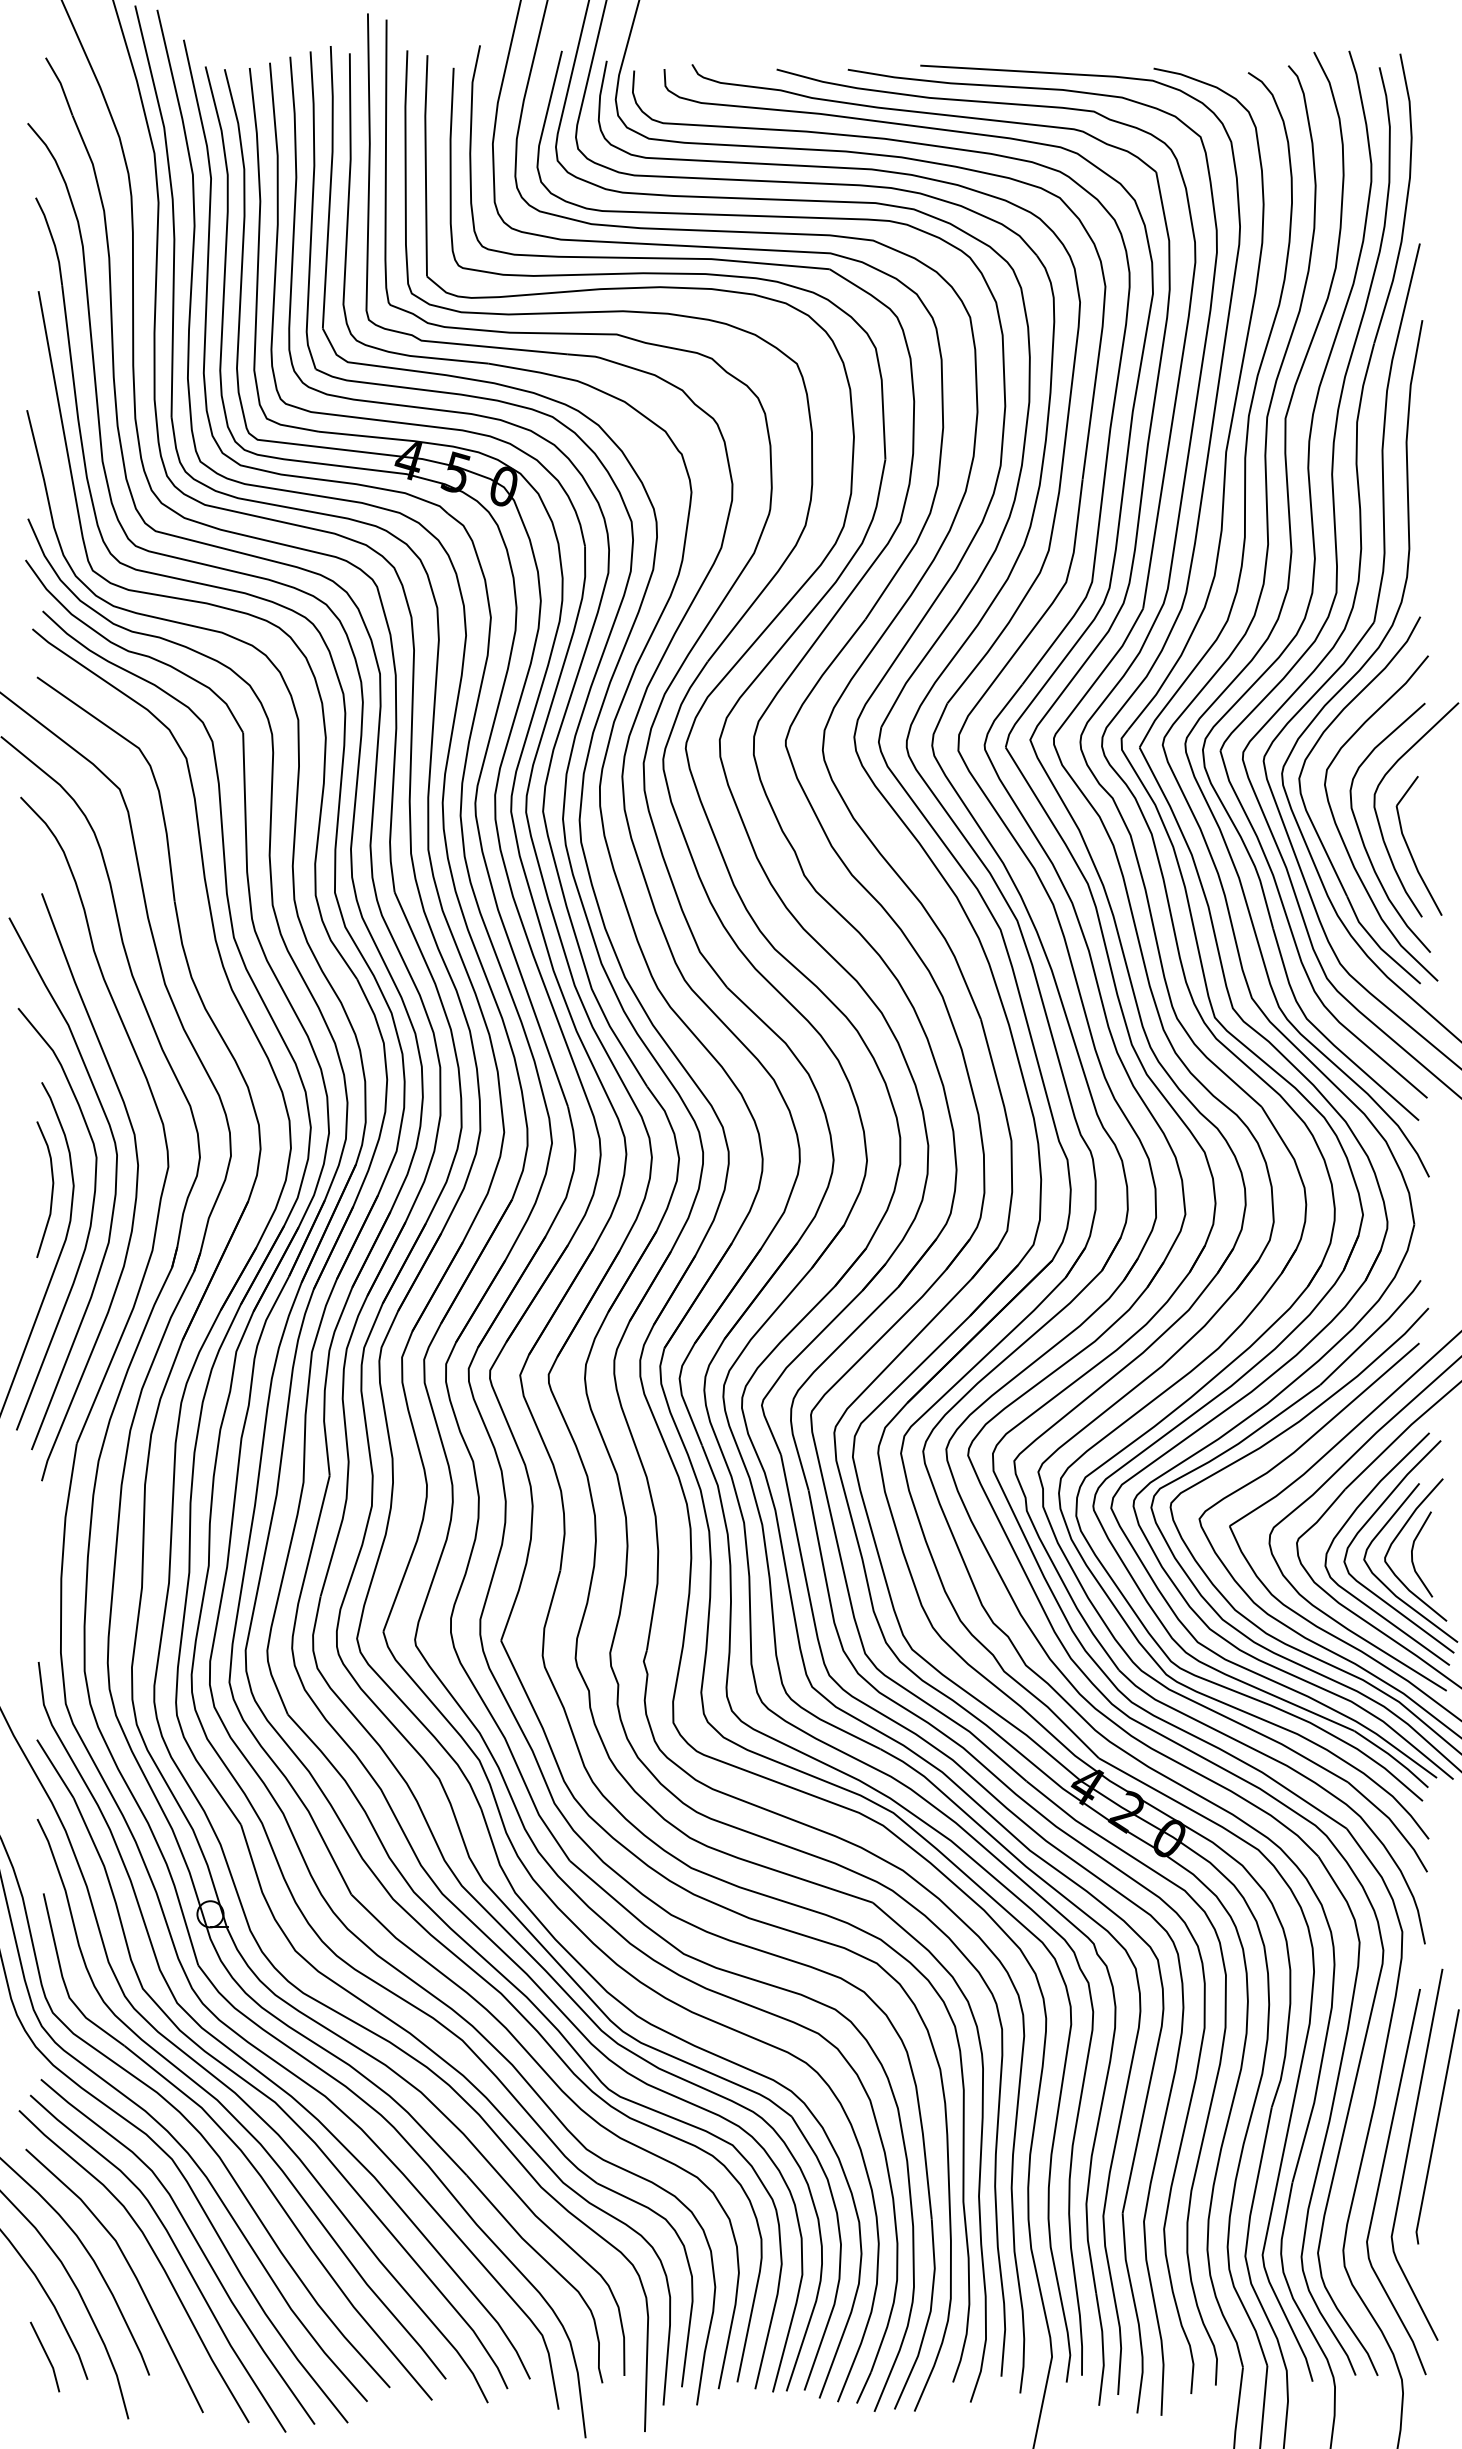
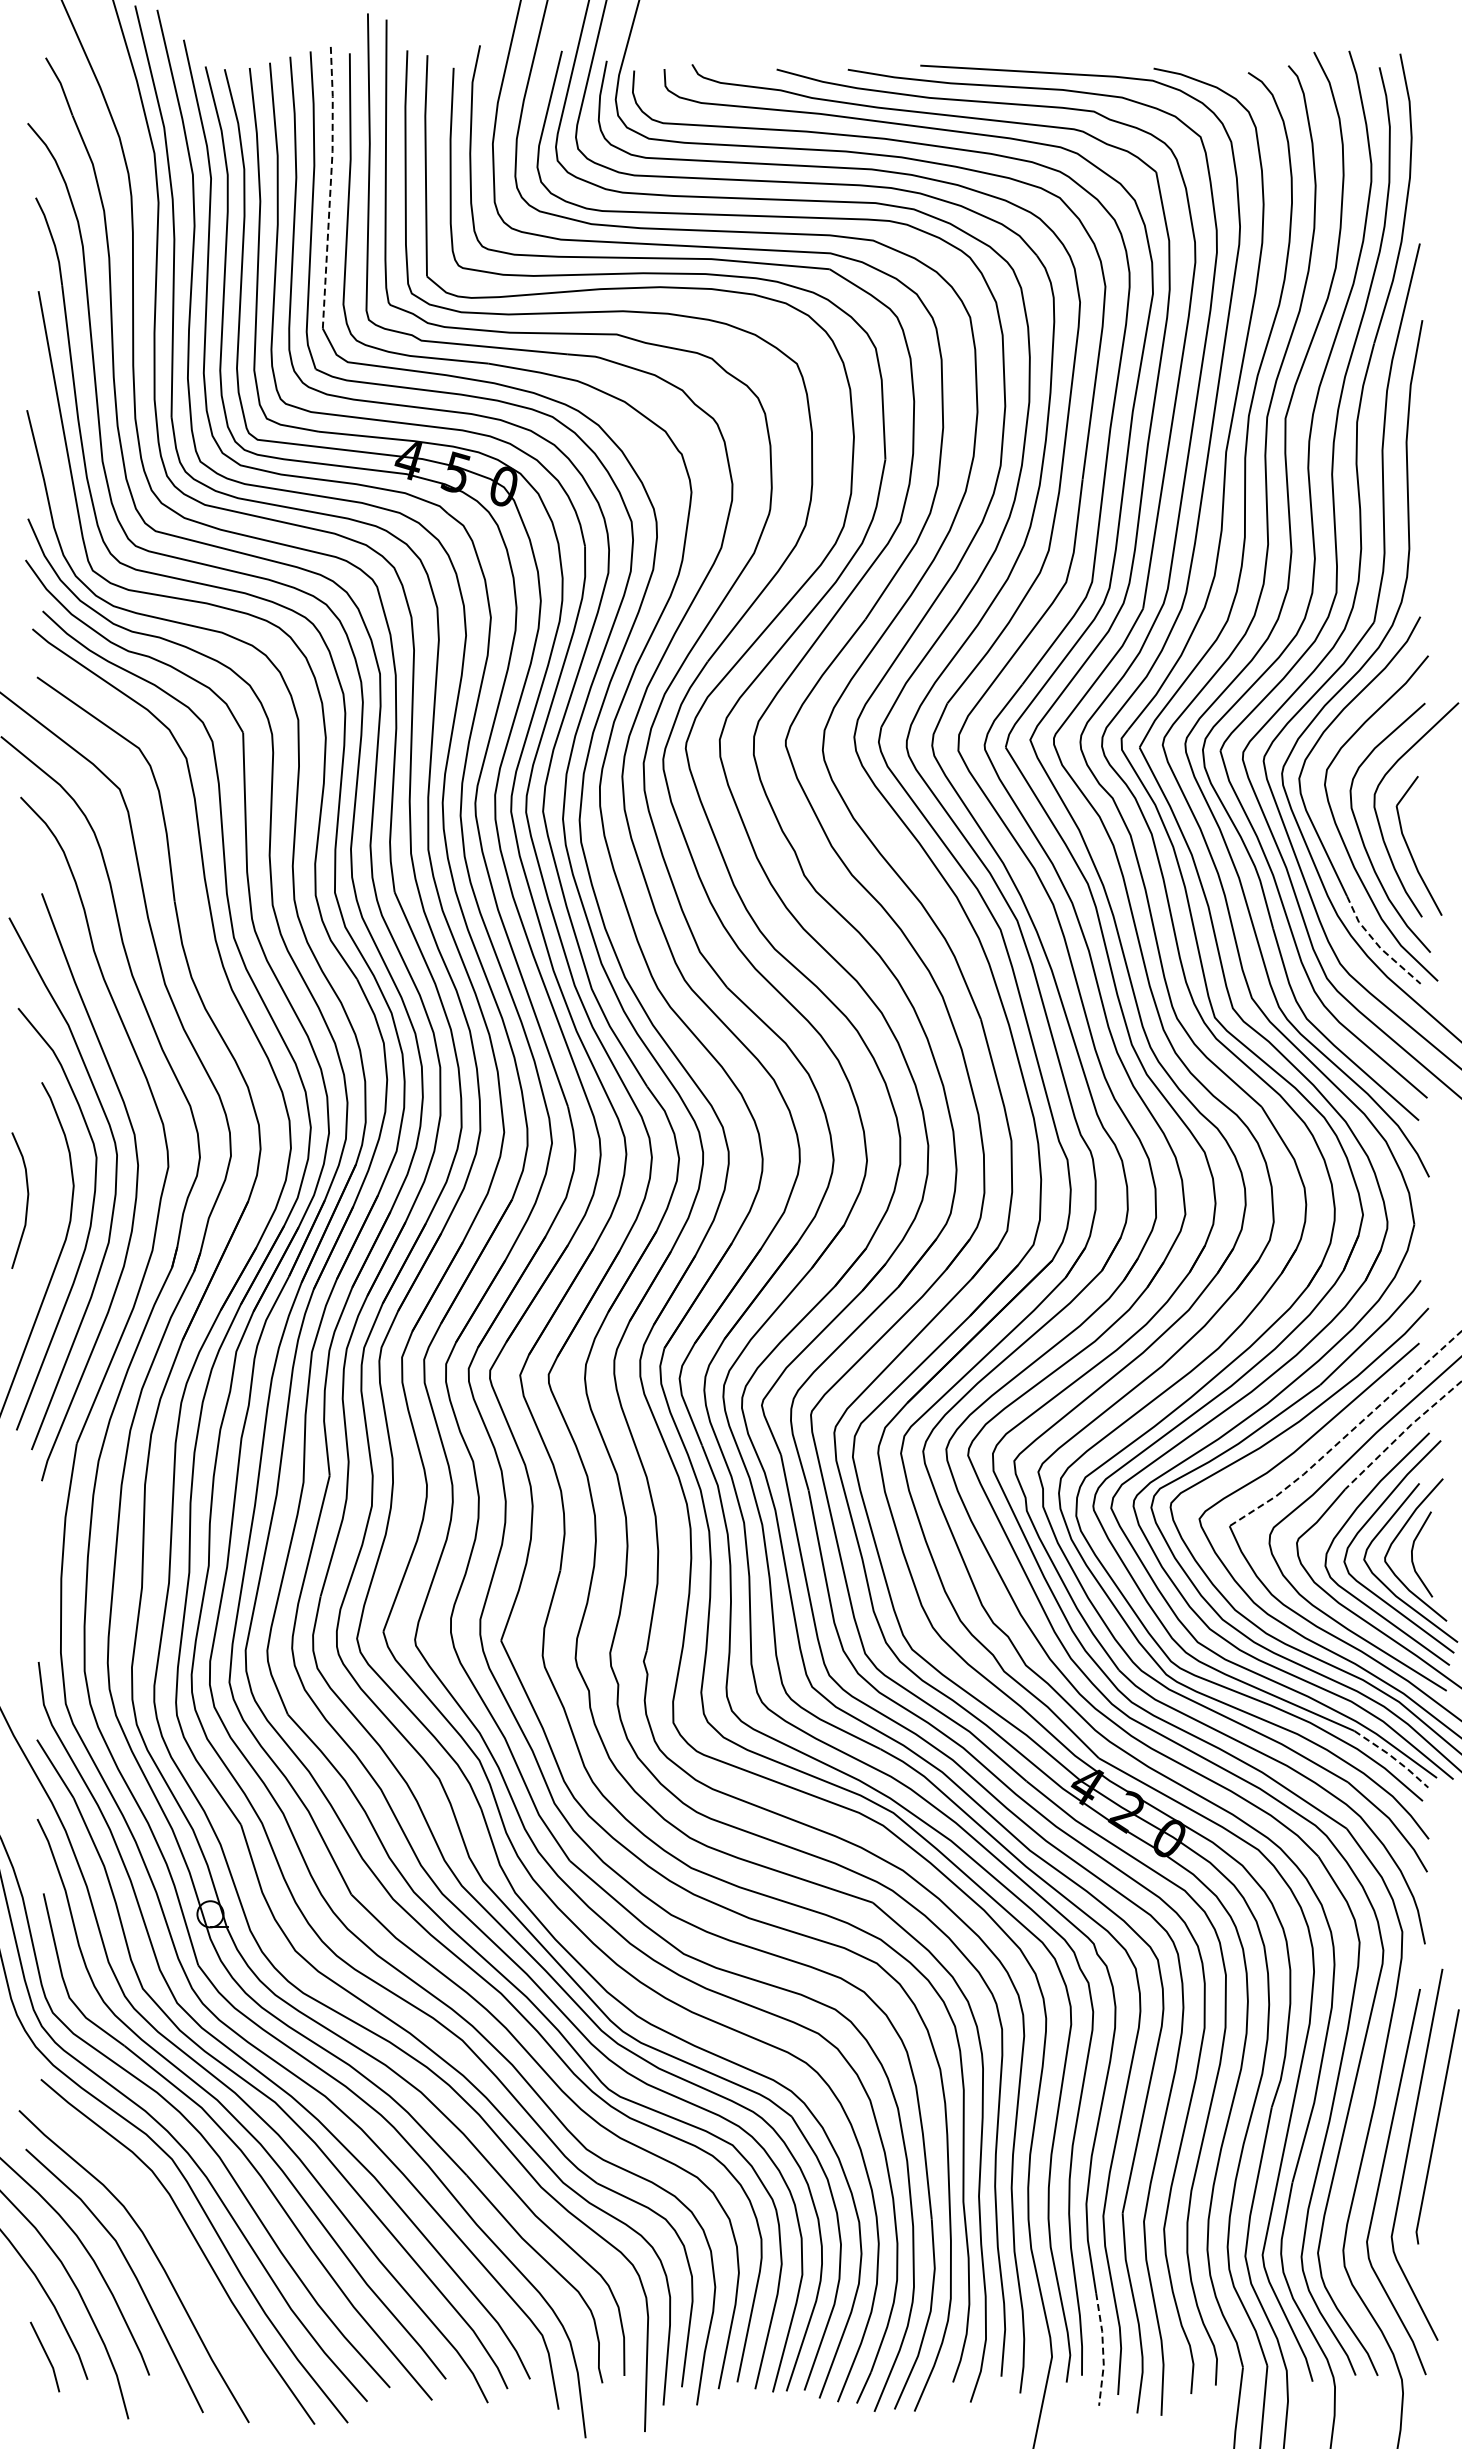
line: solid -> dashed (330, 185)
line: solid -> dashed (1377, 944)
curve position: (51, 1189) -> (26, 1200) (26, 1200)
line: solid -> dashed (1402, 1433)
line: solid -> dashed (1347, 1434)
line: solid -> dashed (1393, 1757)
curve: present -> none (177, 2252)
line: solid -> dashed (1103, 2349)
